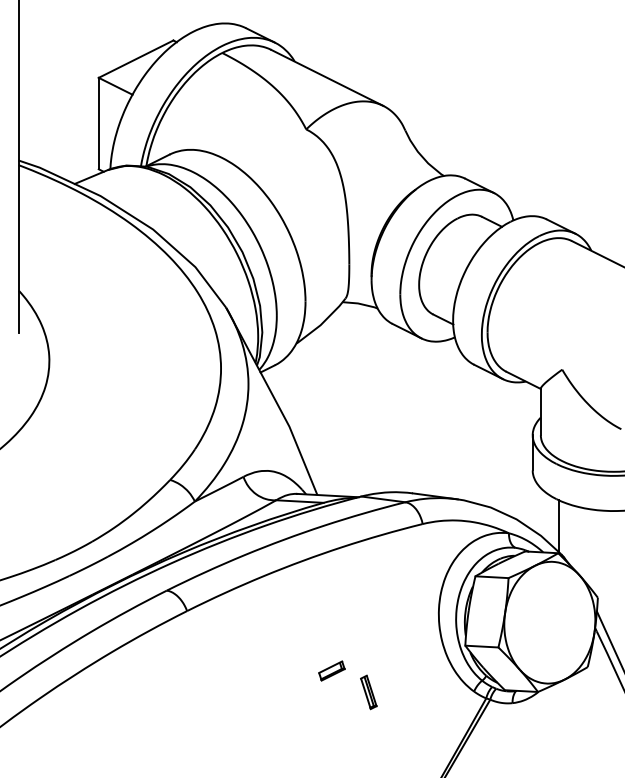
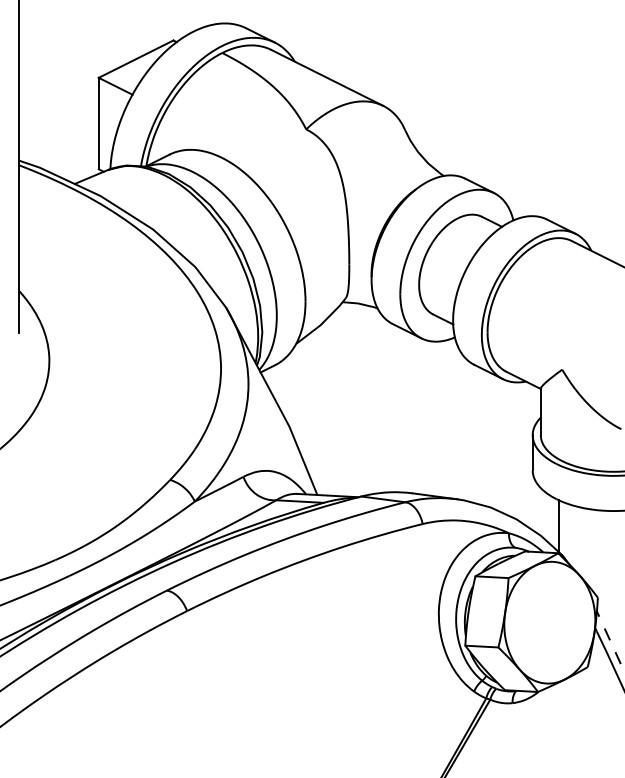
line: solid -> dashed (610, 642)
part: present -> none (331, 670)
part: present -> none (368, 692)
